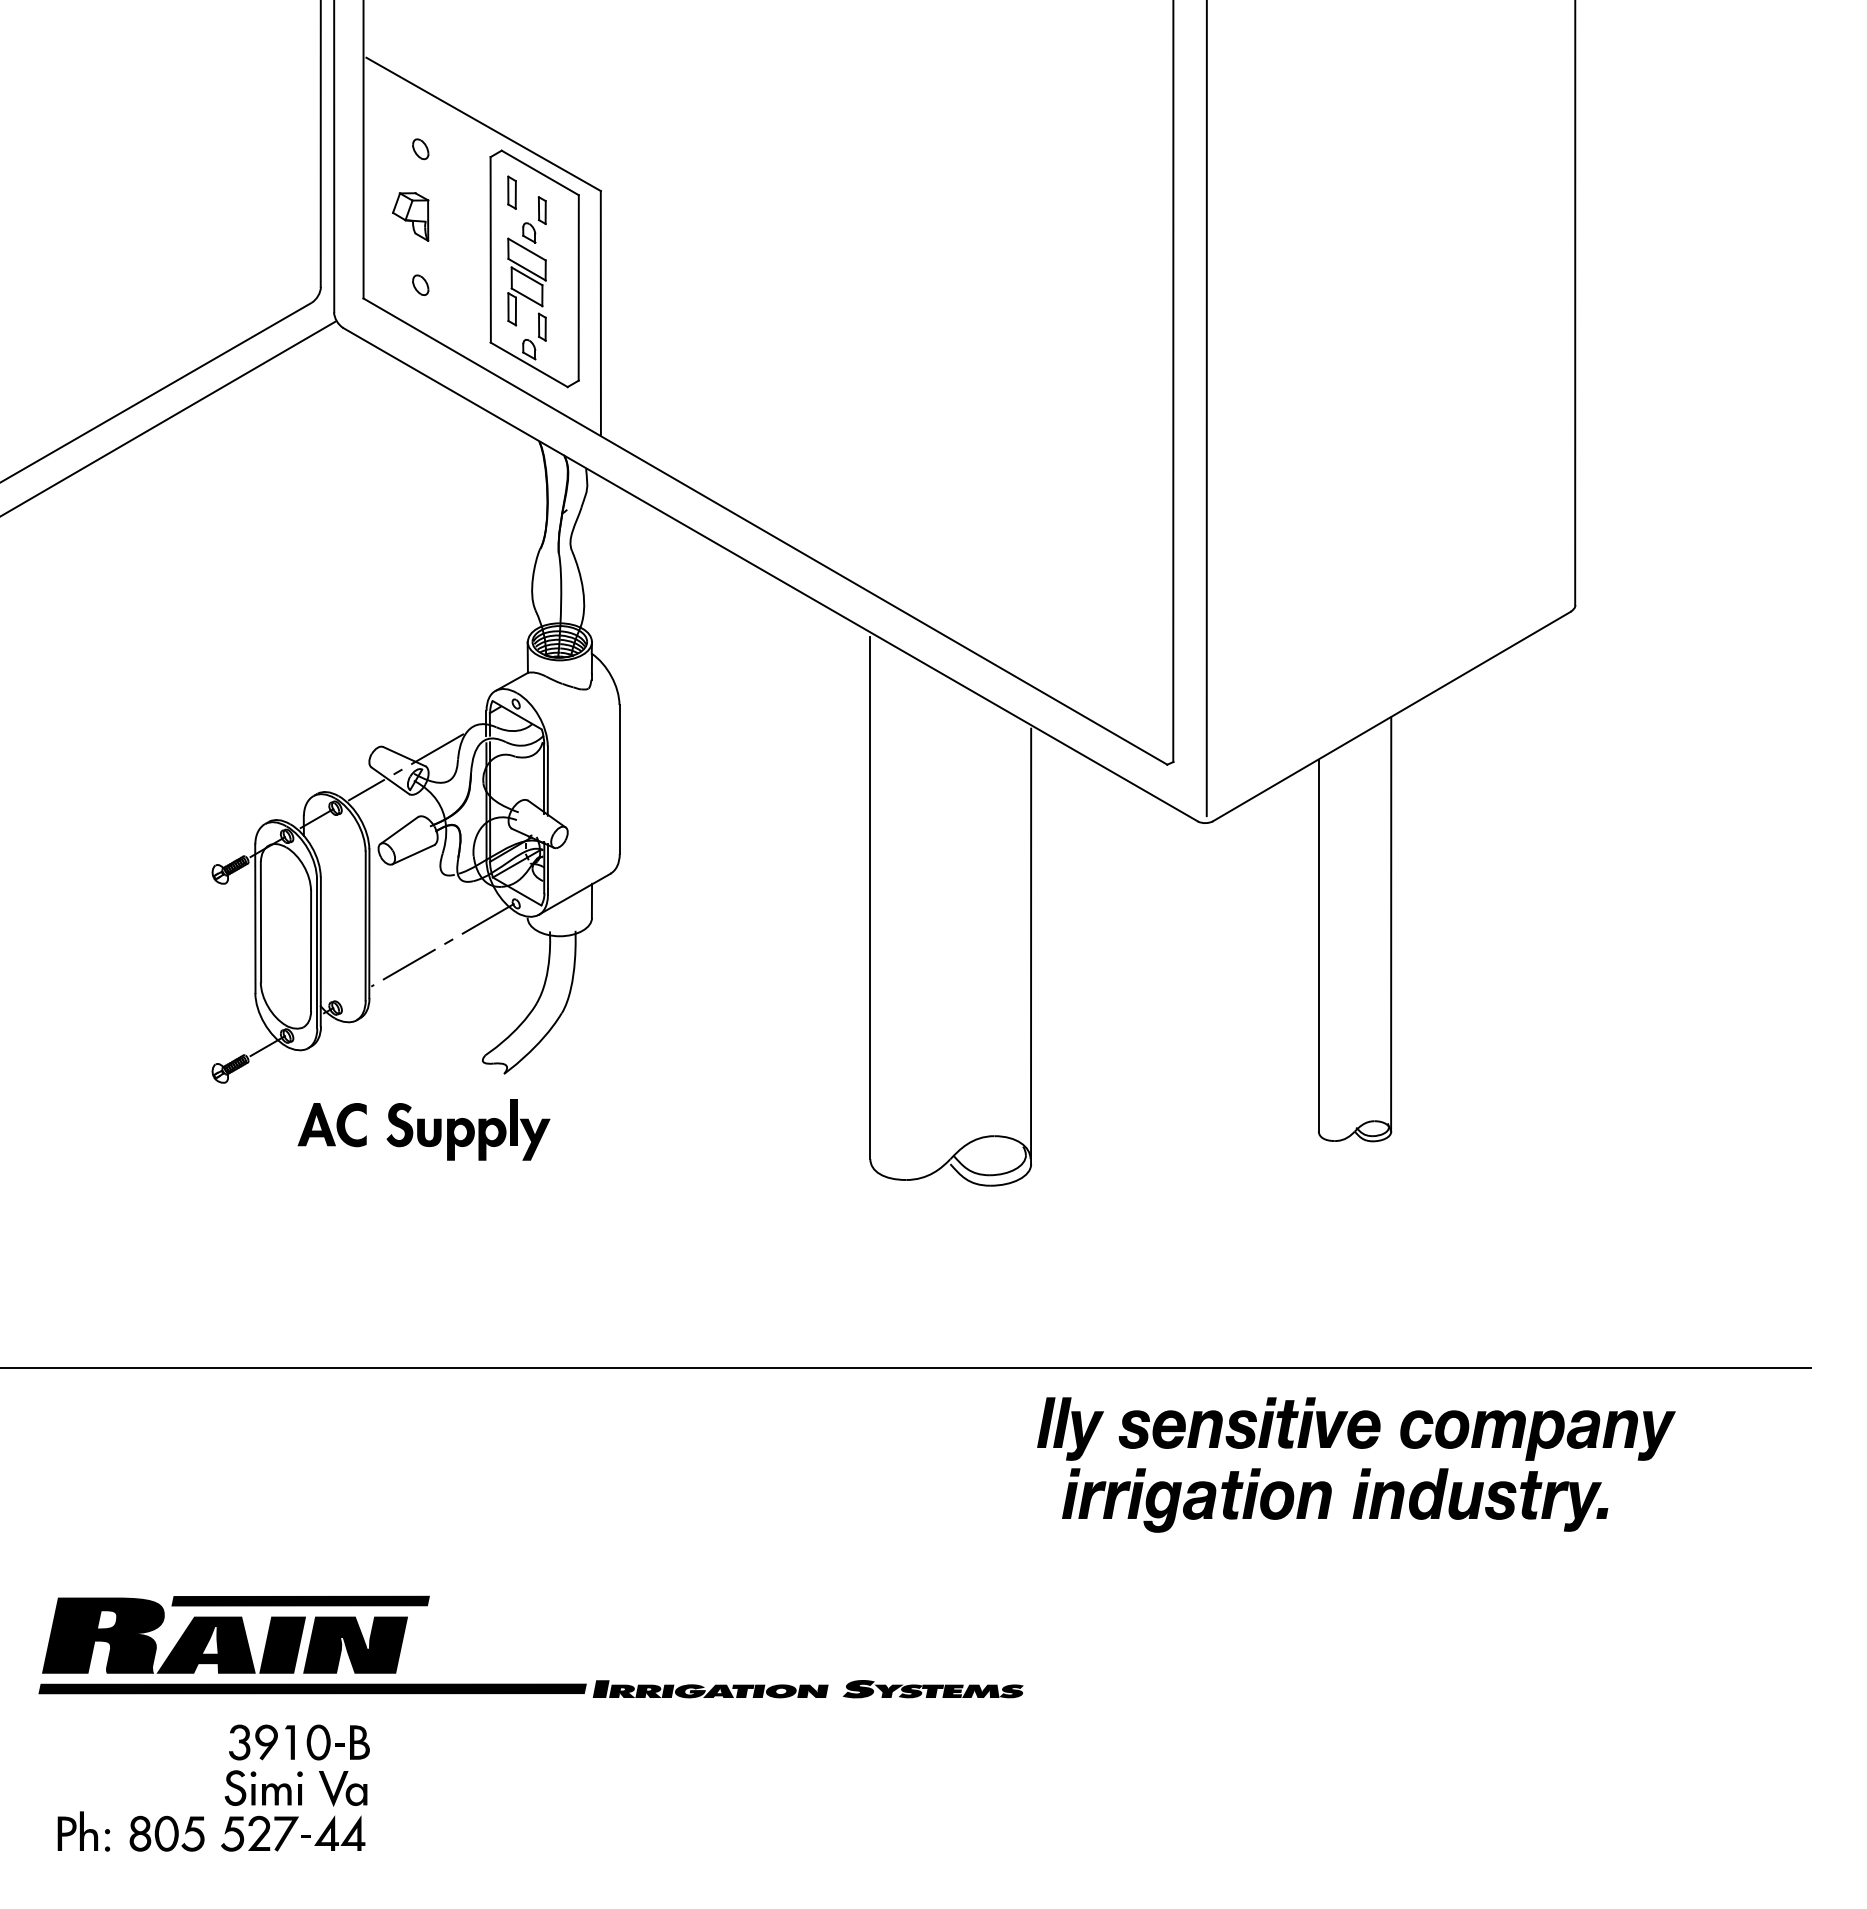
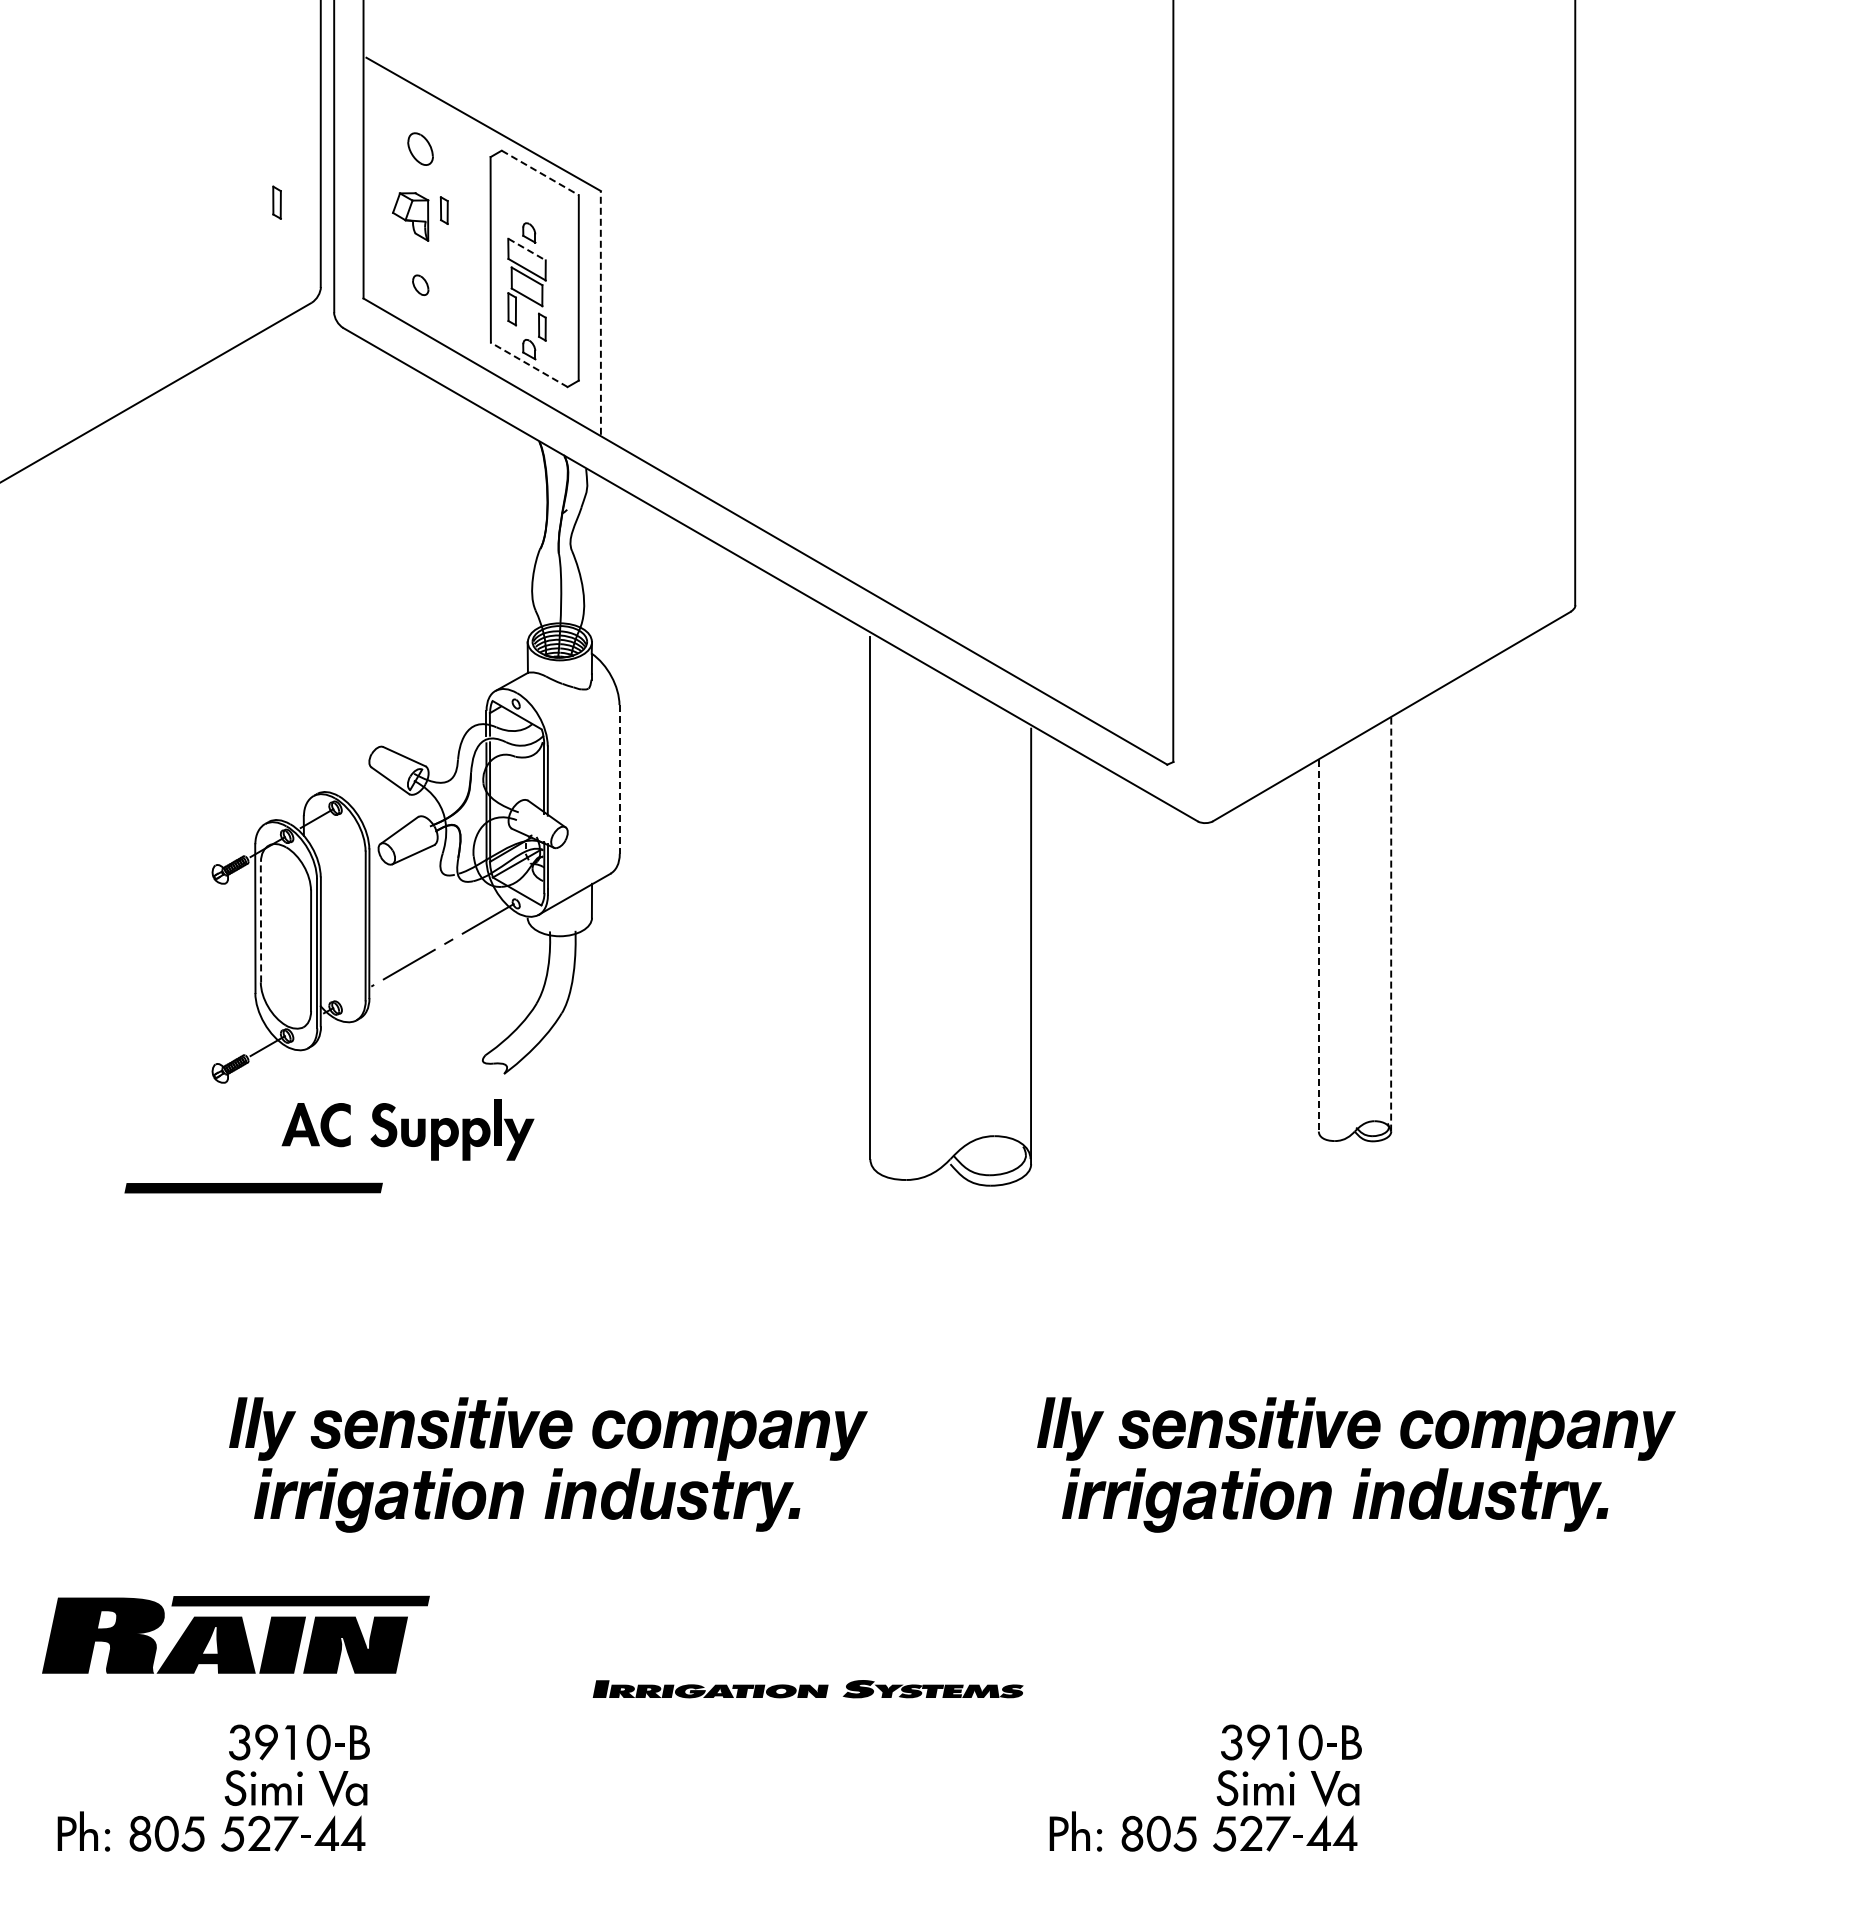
part size: 18x23 px -> 27x34 px (420, 148)
line: solid -> dashed (540, 173)
part position: (511, 192) -> (276, 202) (276, 202)
part position: (541, 210) -> (443, 210) (443, 210)
line: solid -> dashed (527, 249)
line: solid -> dashed (600, 312)
line: solid -> dashed (529, 364)
line: present -> none (1206, 409)
line: present -> none (168, 418)
line: present -> none (405, 766)
line: solid -> dashed (619, 779)
line: solid -> dashed (260, 921)
line: solid -> dashed (1391, 924)
line: solid -> dashed (1318, 945)
part position: (423, 1129) -> (407, 1129) (407, 1129)
part: none -> present (253, 1187)
line: present -> none (906, 1368)
part: none -> present (554, 1468)
part: present -> none (312, 1688)
part: none -> present (1216, 1796)
